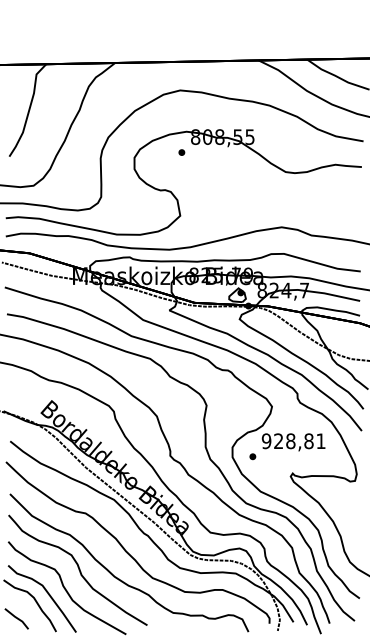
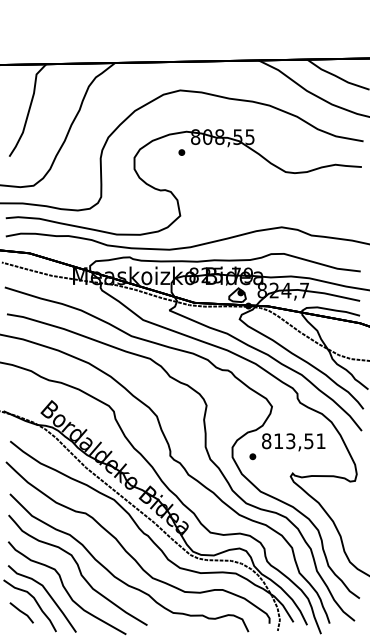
text: 928,81 -> 813,51 (287, 441)
line position: (16, 618) -> (21, 612) (21, 612)
